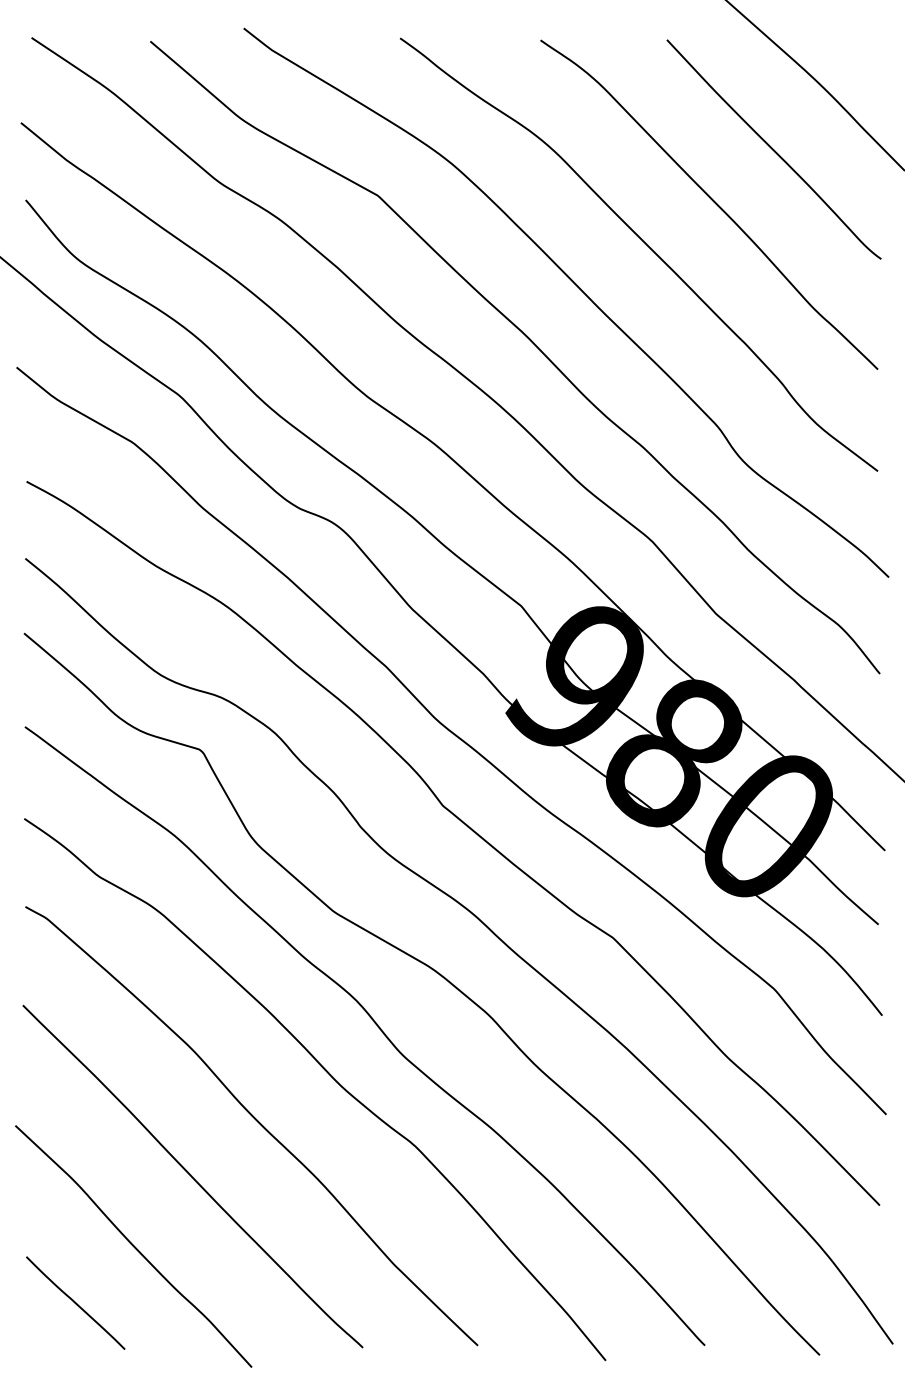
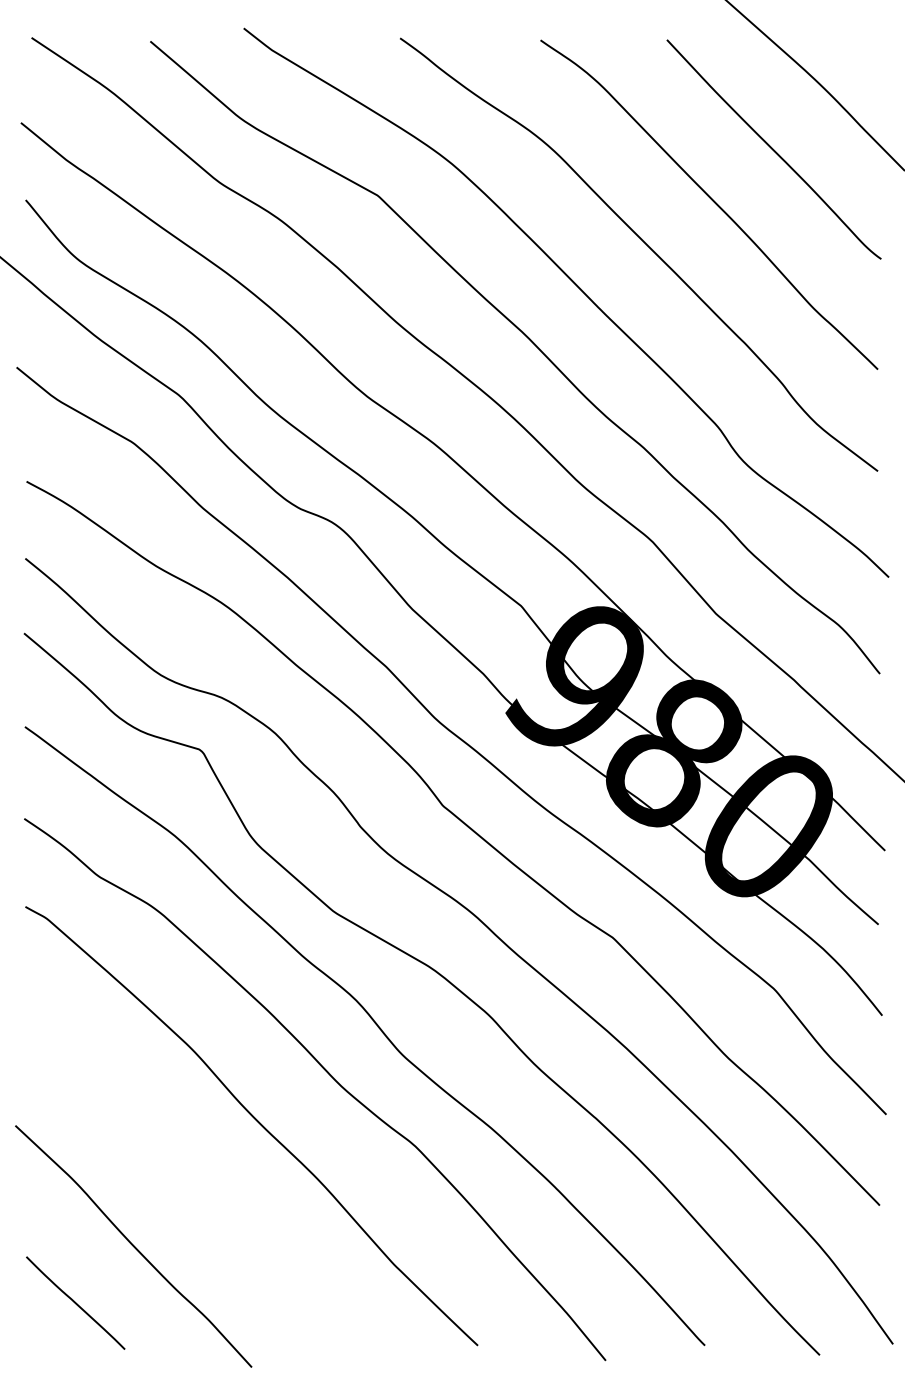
curve: present -> none (192, 1176)
